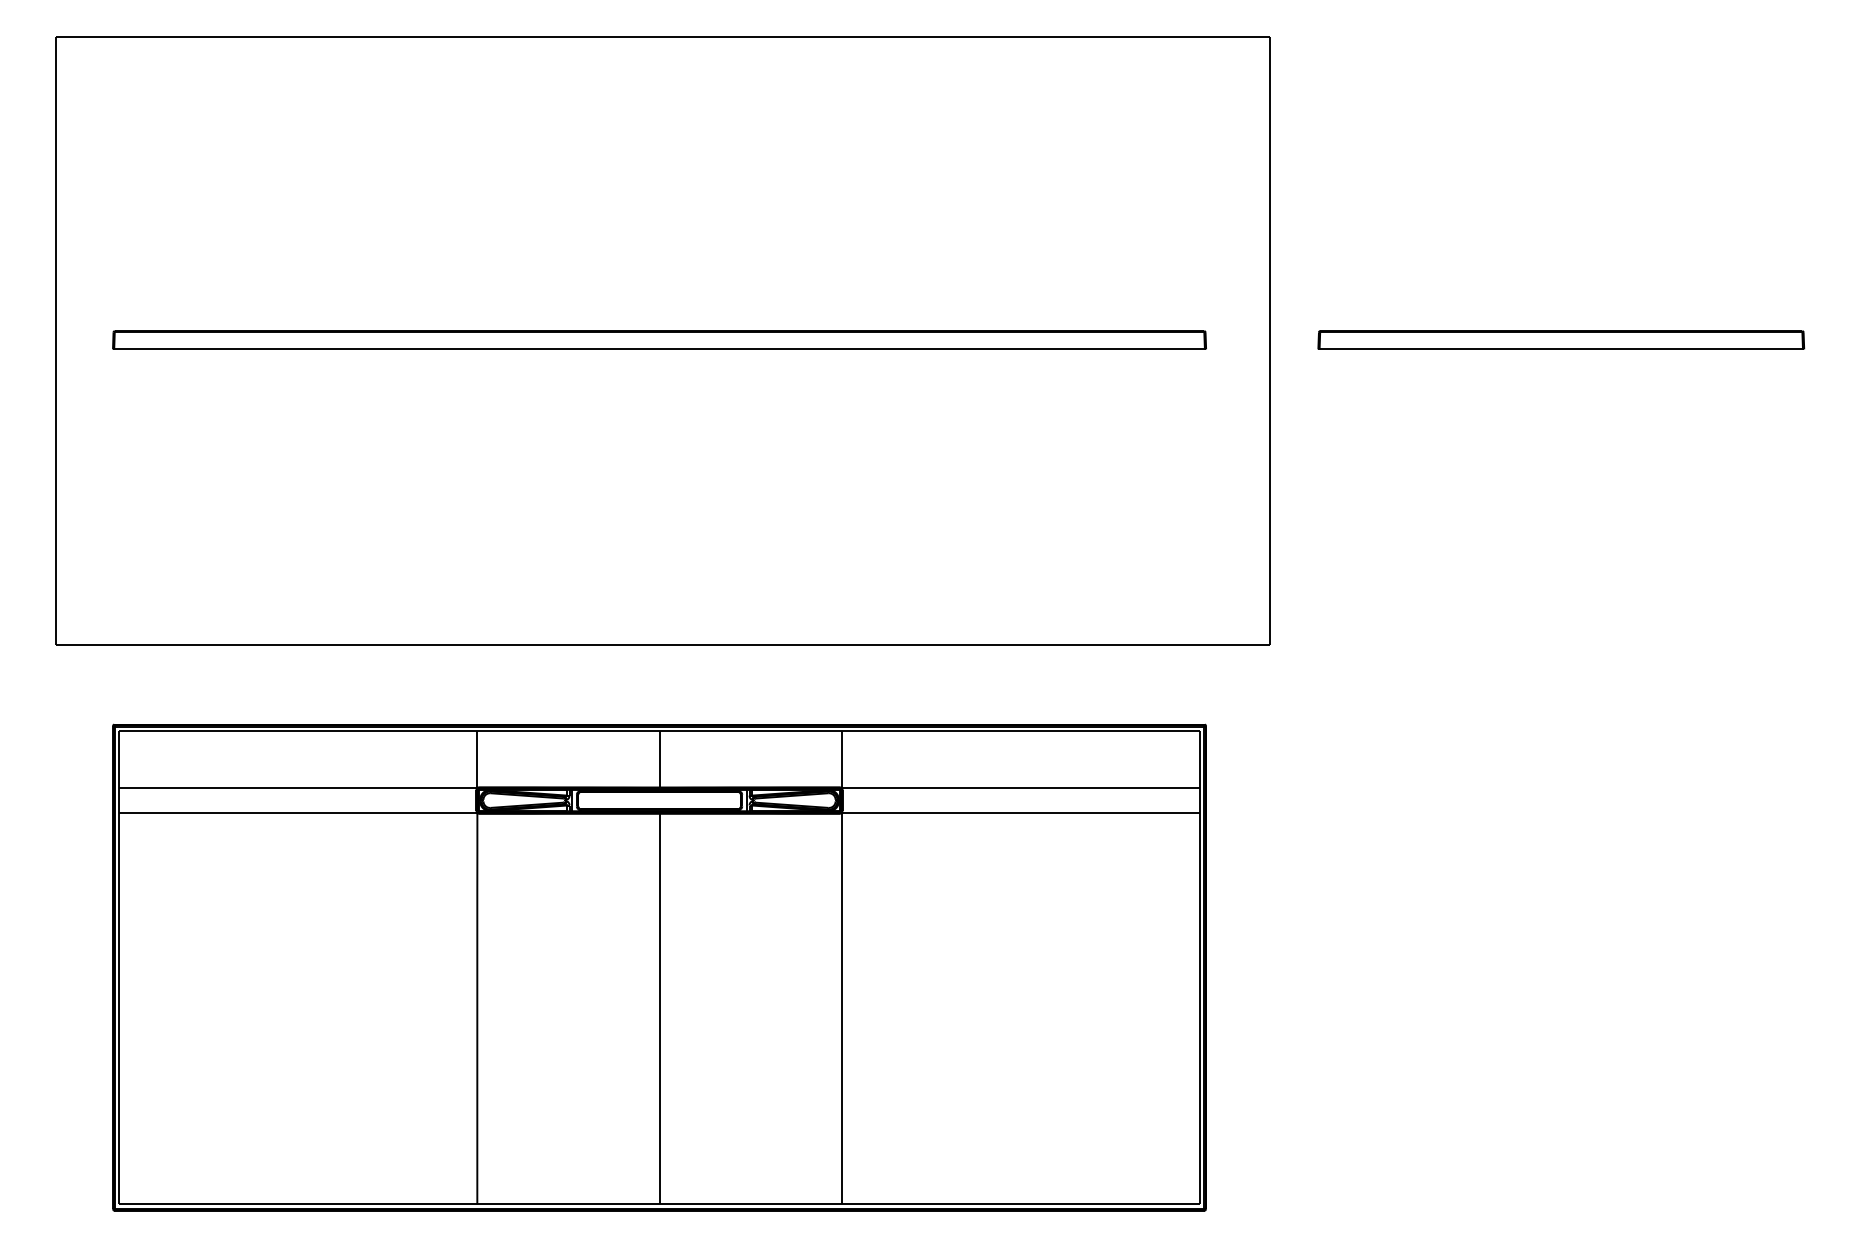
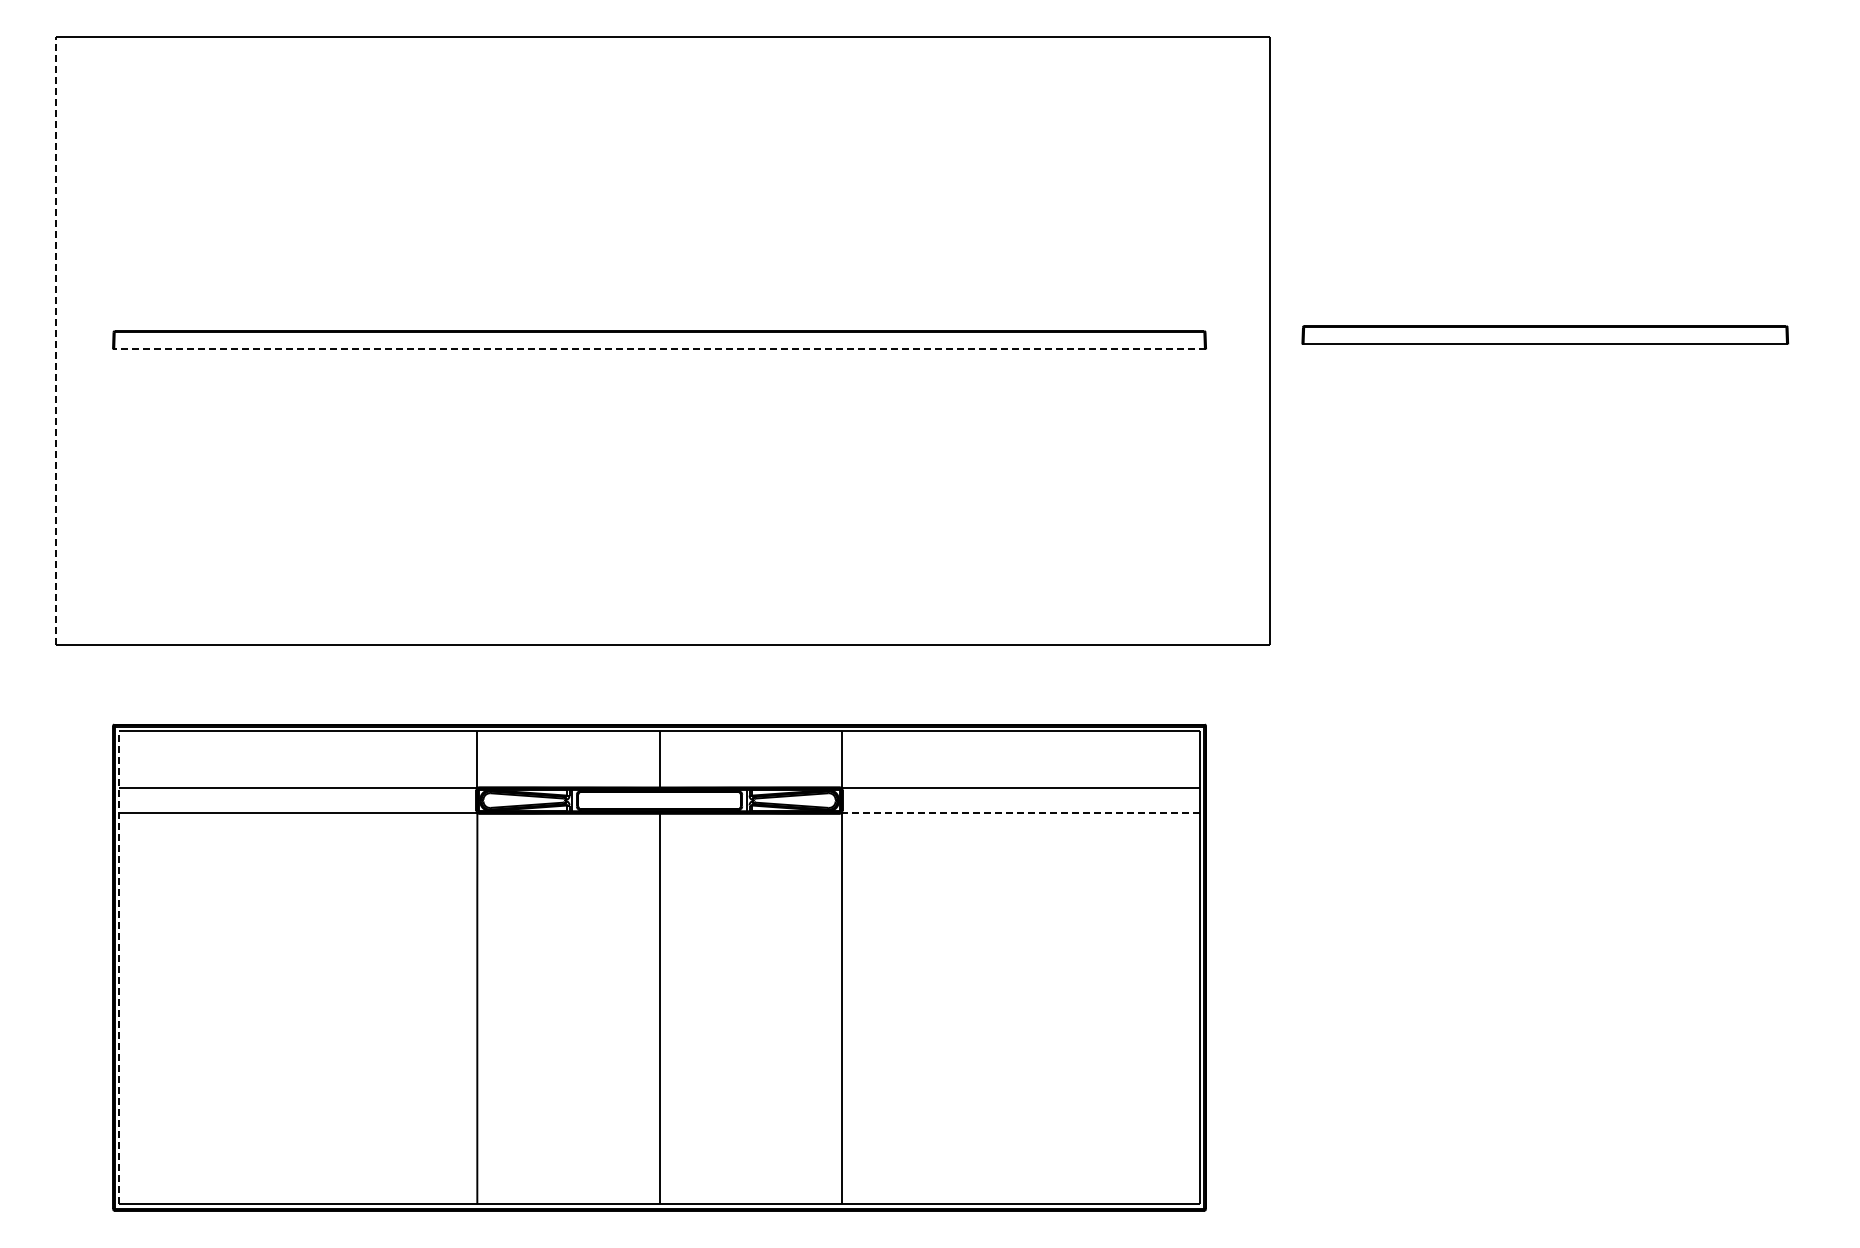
part position: (1561, 339) -> (1545, 334) (1545, 334)
line: solid -> dashed (55, 341)
line: solid -> dashed (659, 349)
line: solid -> dashed (1021, 812)
line: solid -> dashed (119, 967)
